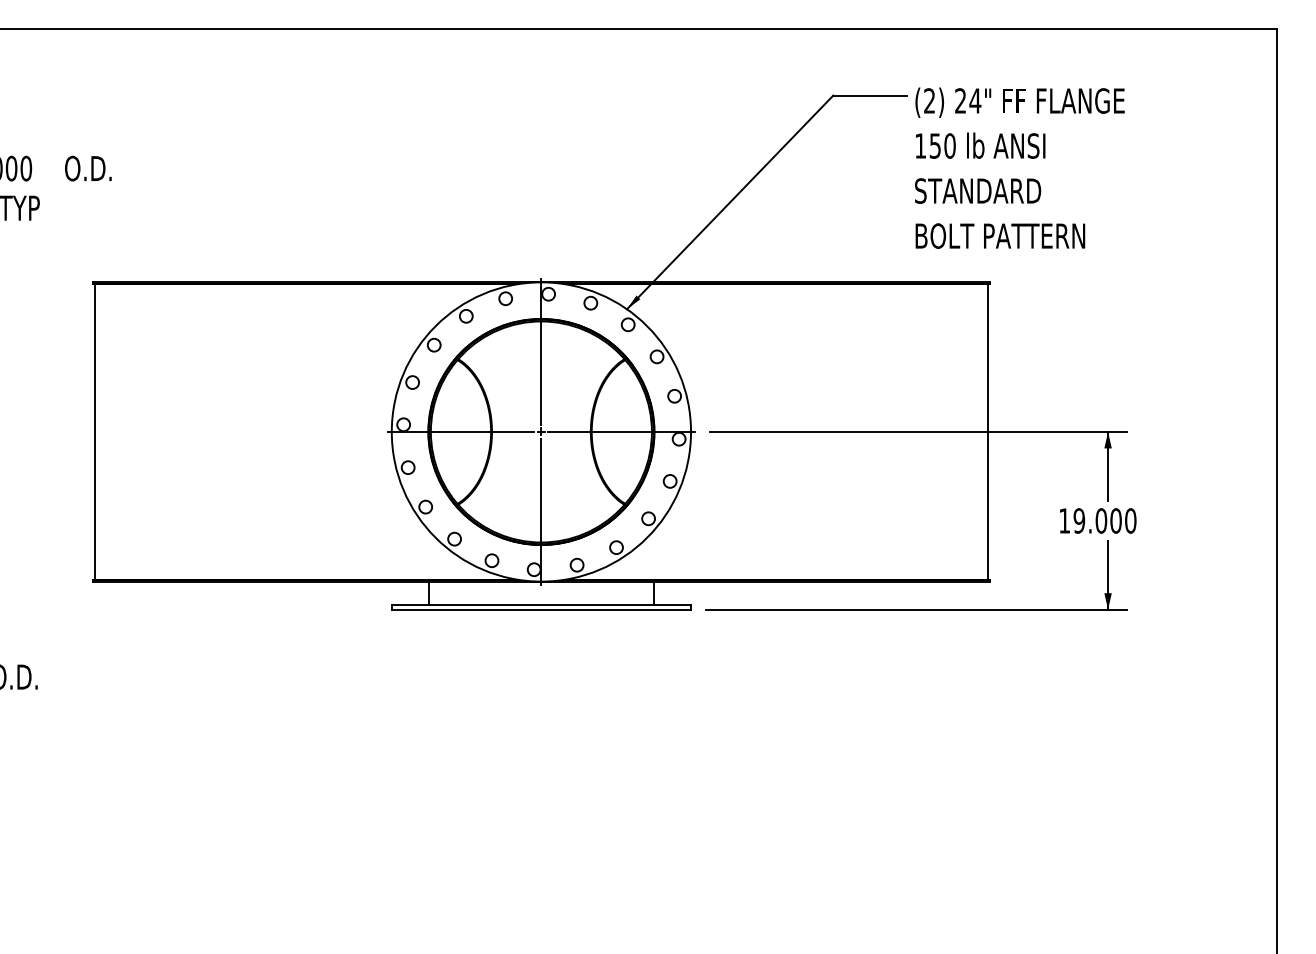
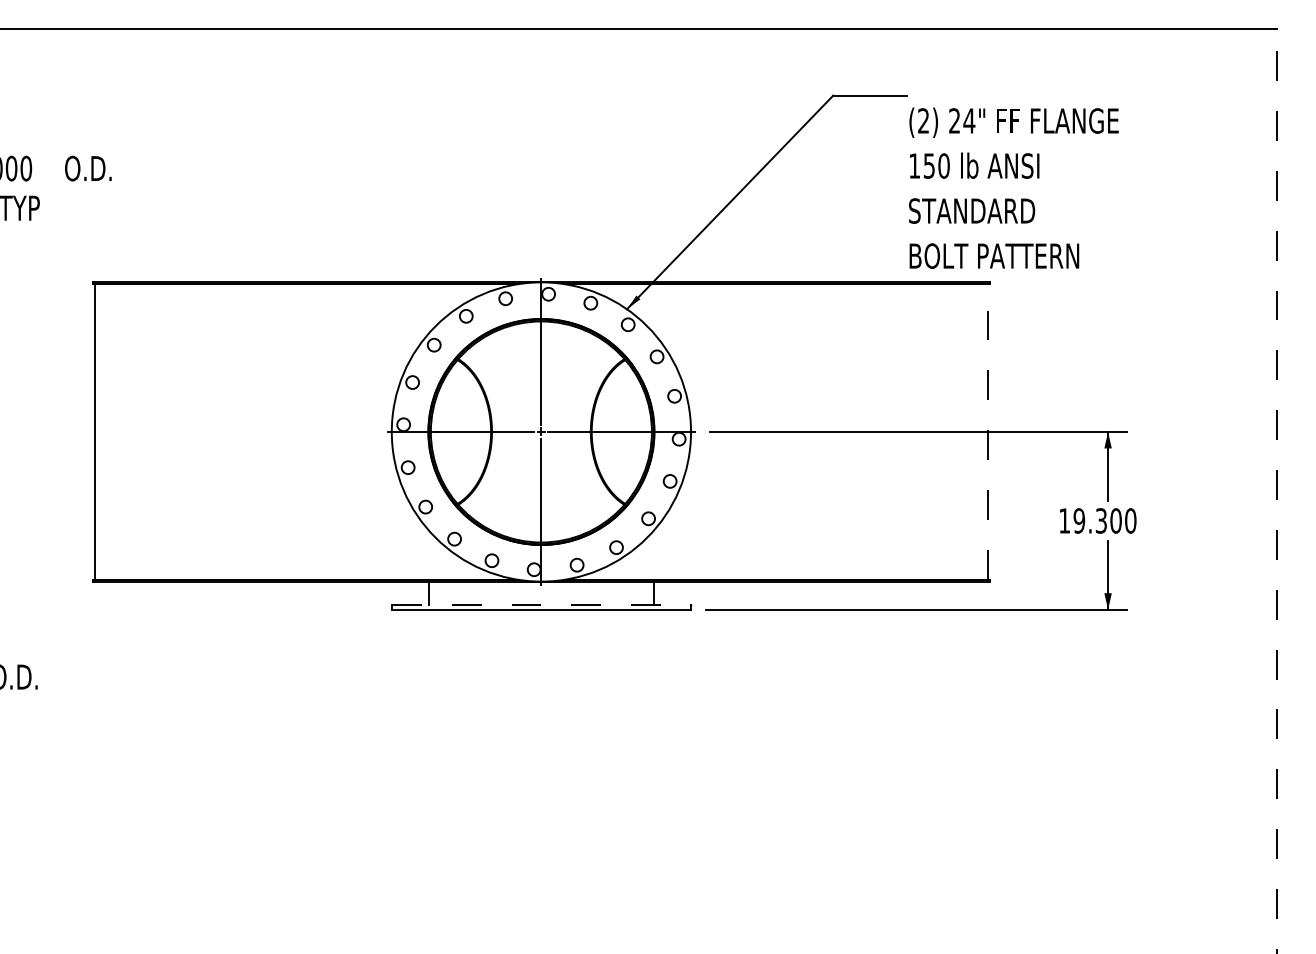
text position: (1019, 167) -> (1013, 187) (1013, 187)
line: solid -> dashed (987, 431)
line: solid -> dashed (1276, 490)
text: 19.000 -> 19.300 (1101, 520)
line: solid -> dashed (541, 604)
